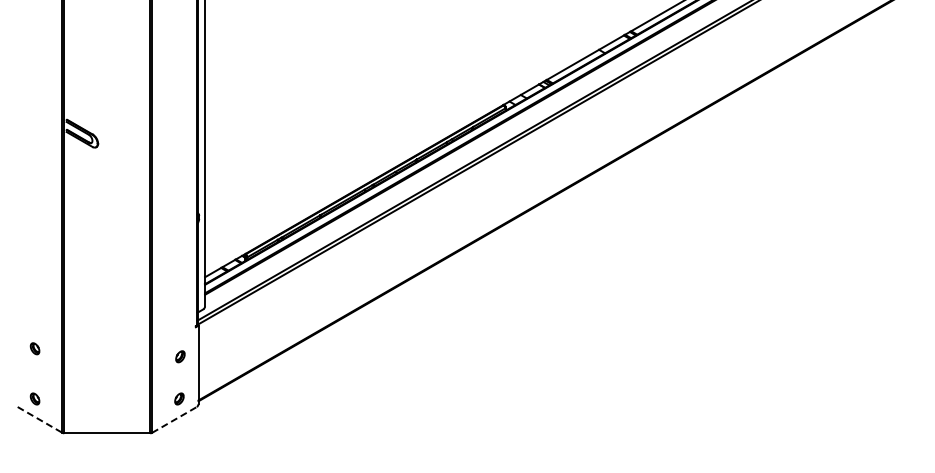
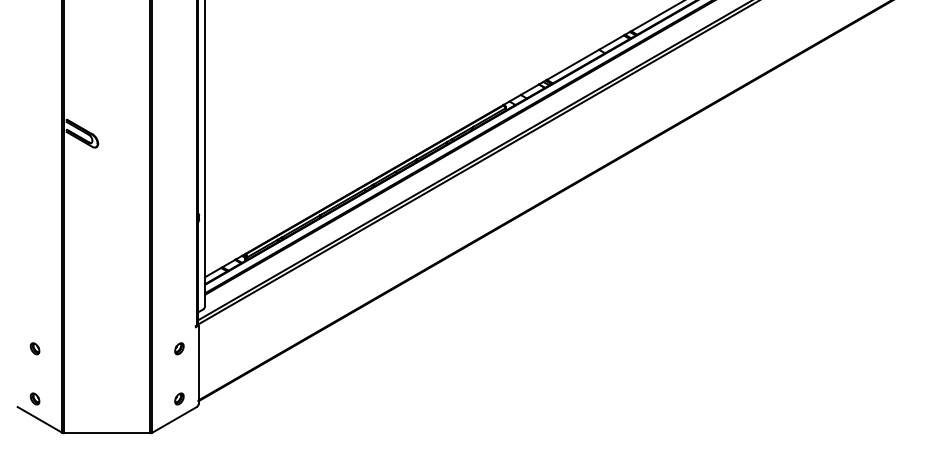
part position: (180, 356) -> (179, 348) (179, 348)
line: dashed -> solid (40, 419)
line: dashed -> solid (174, 419)
